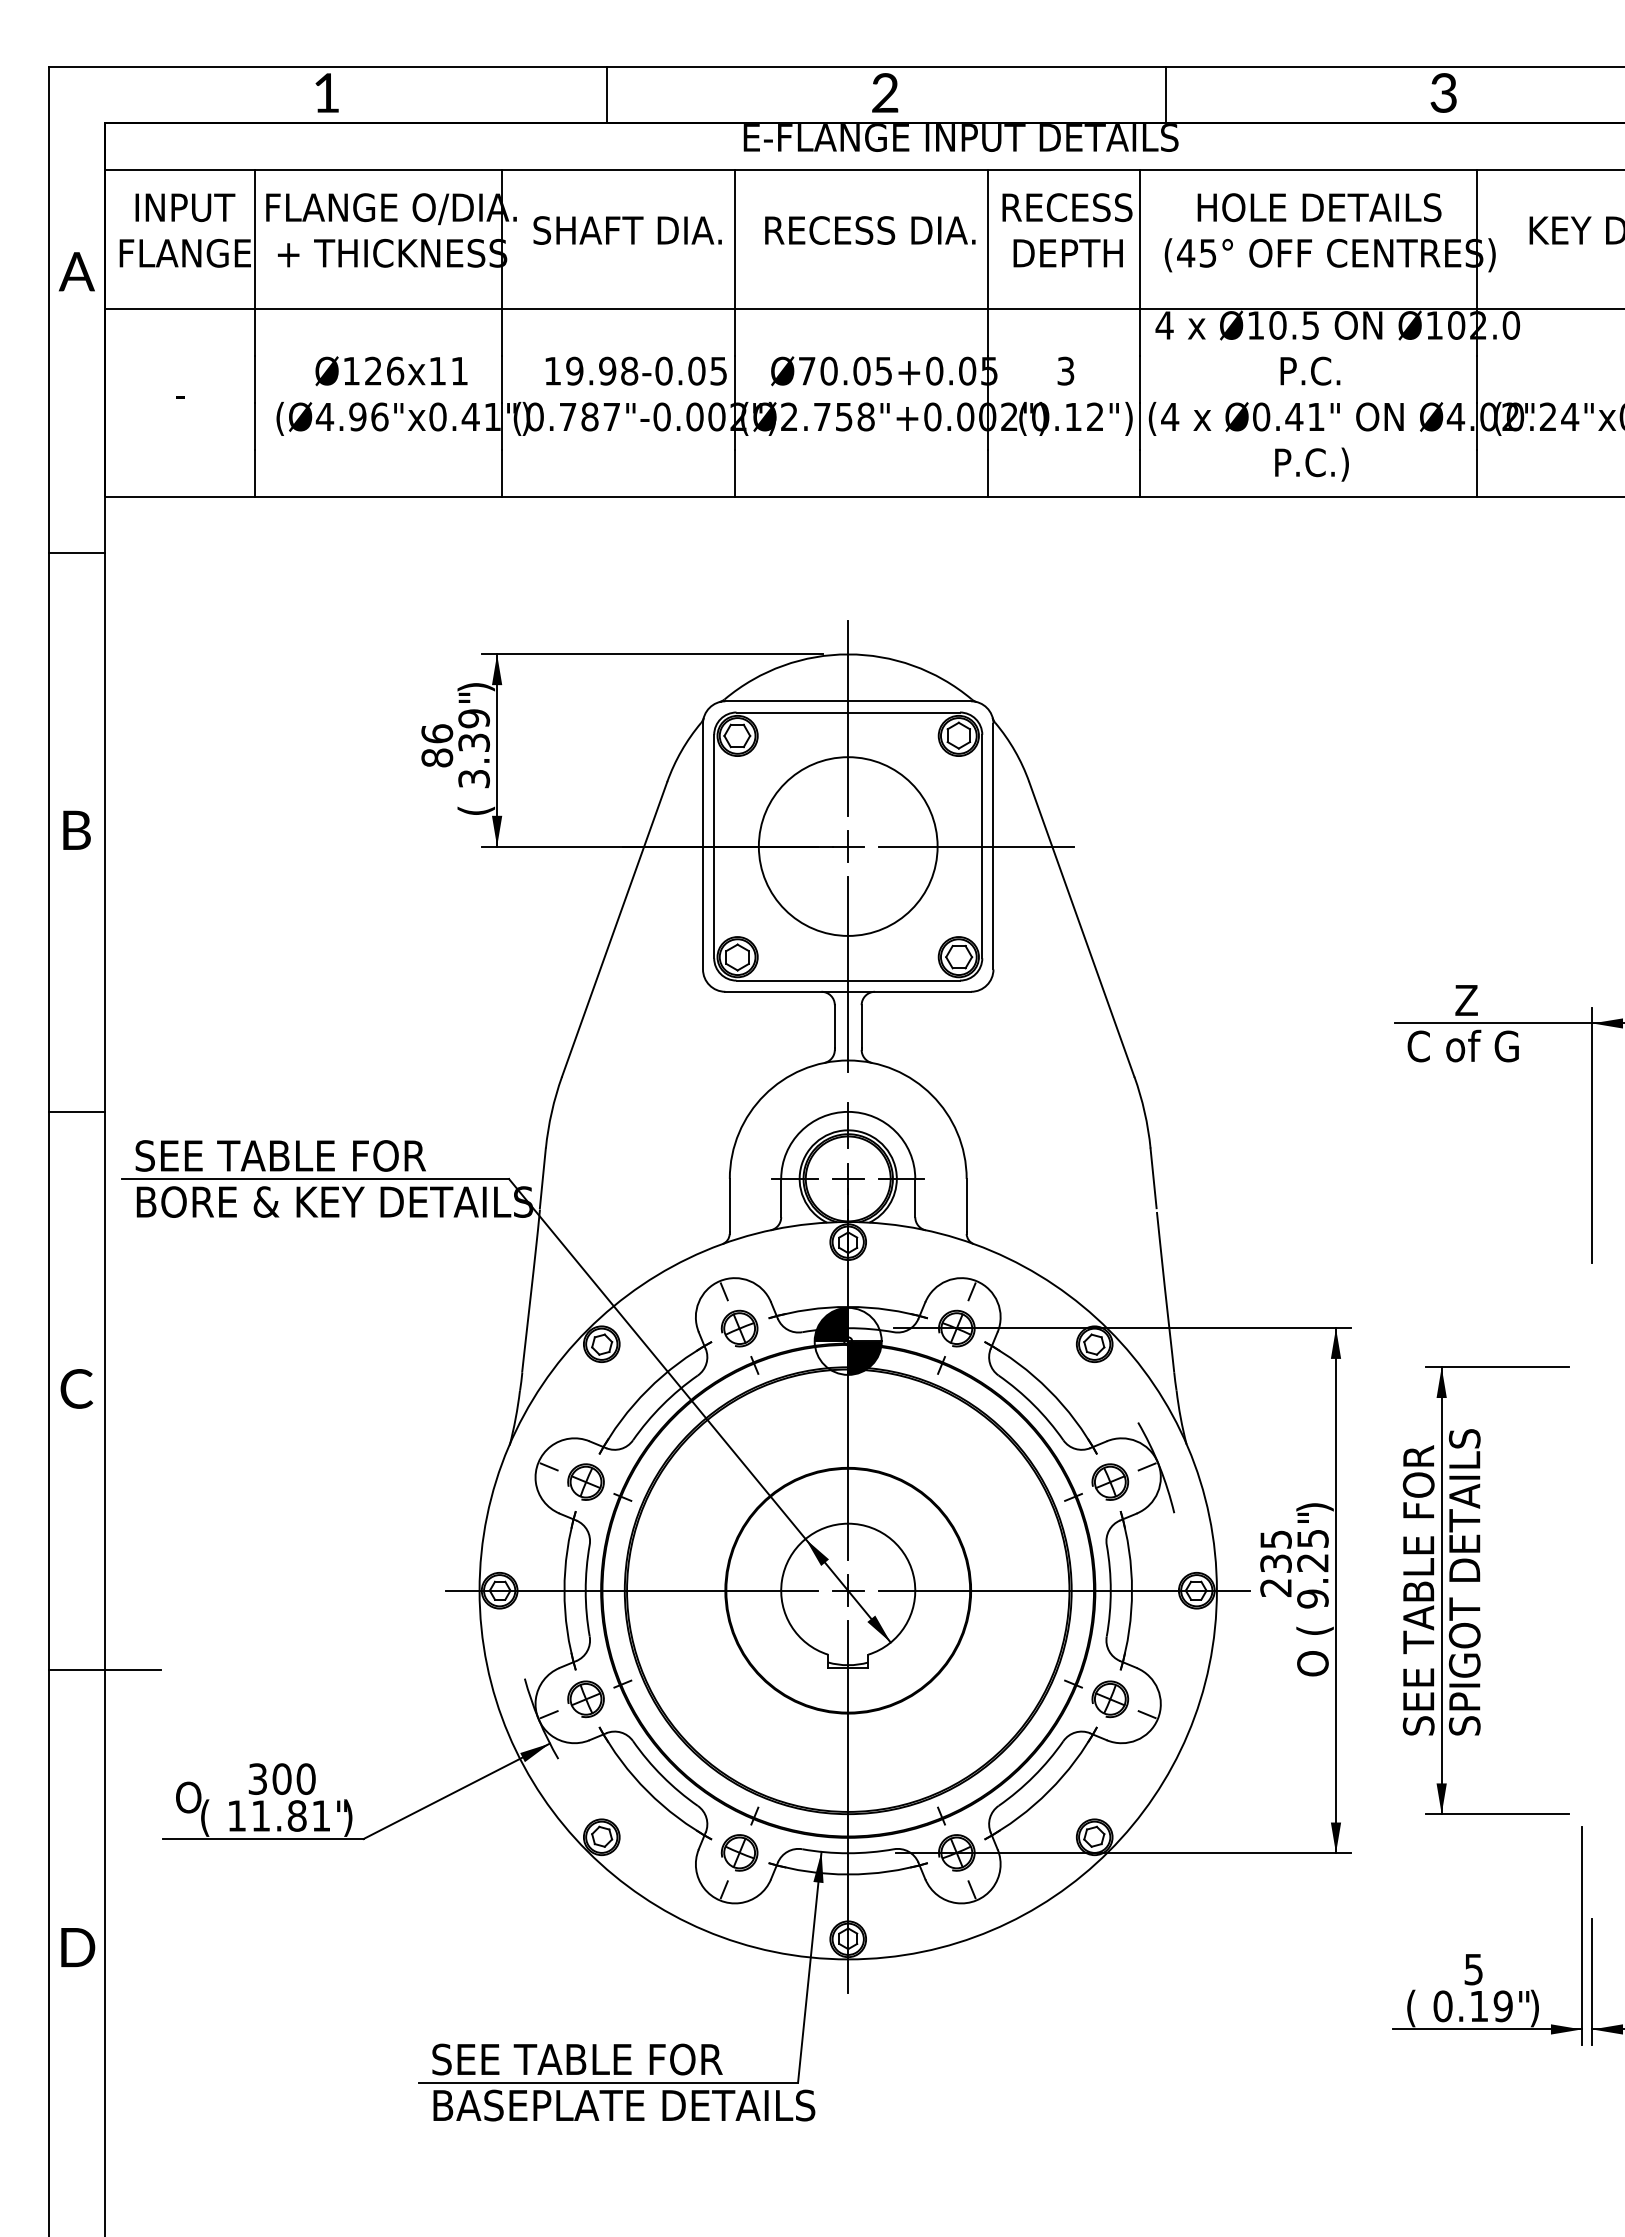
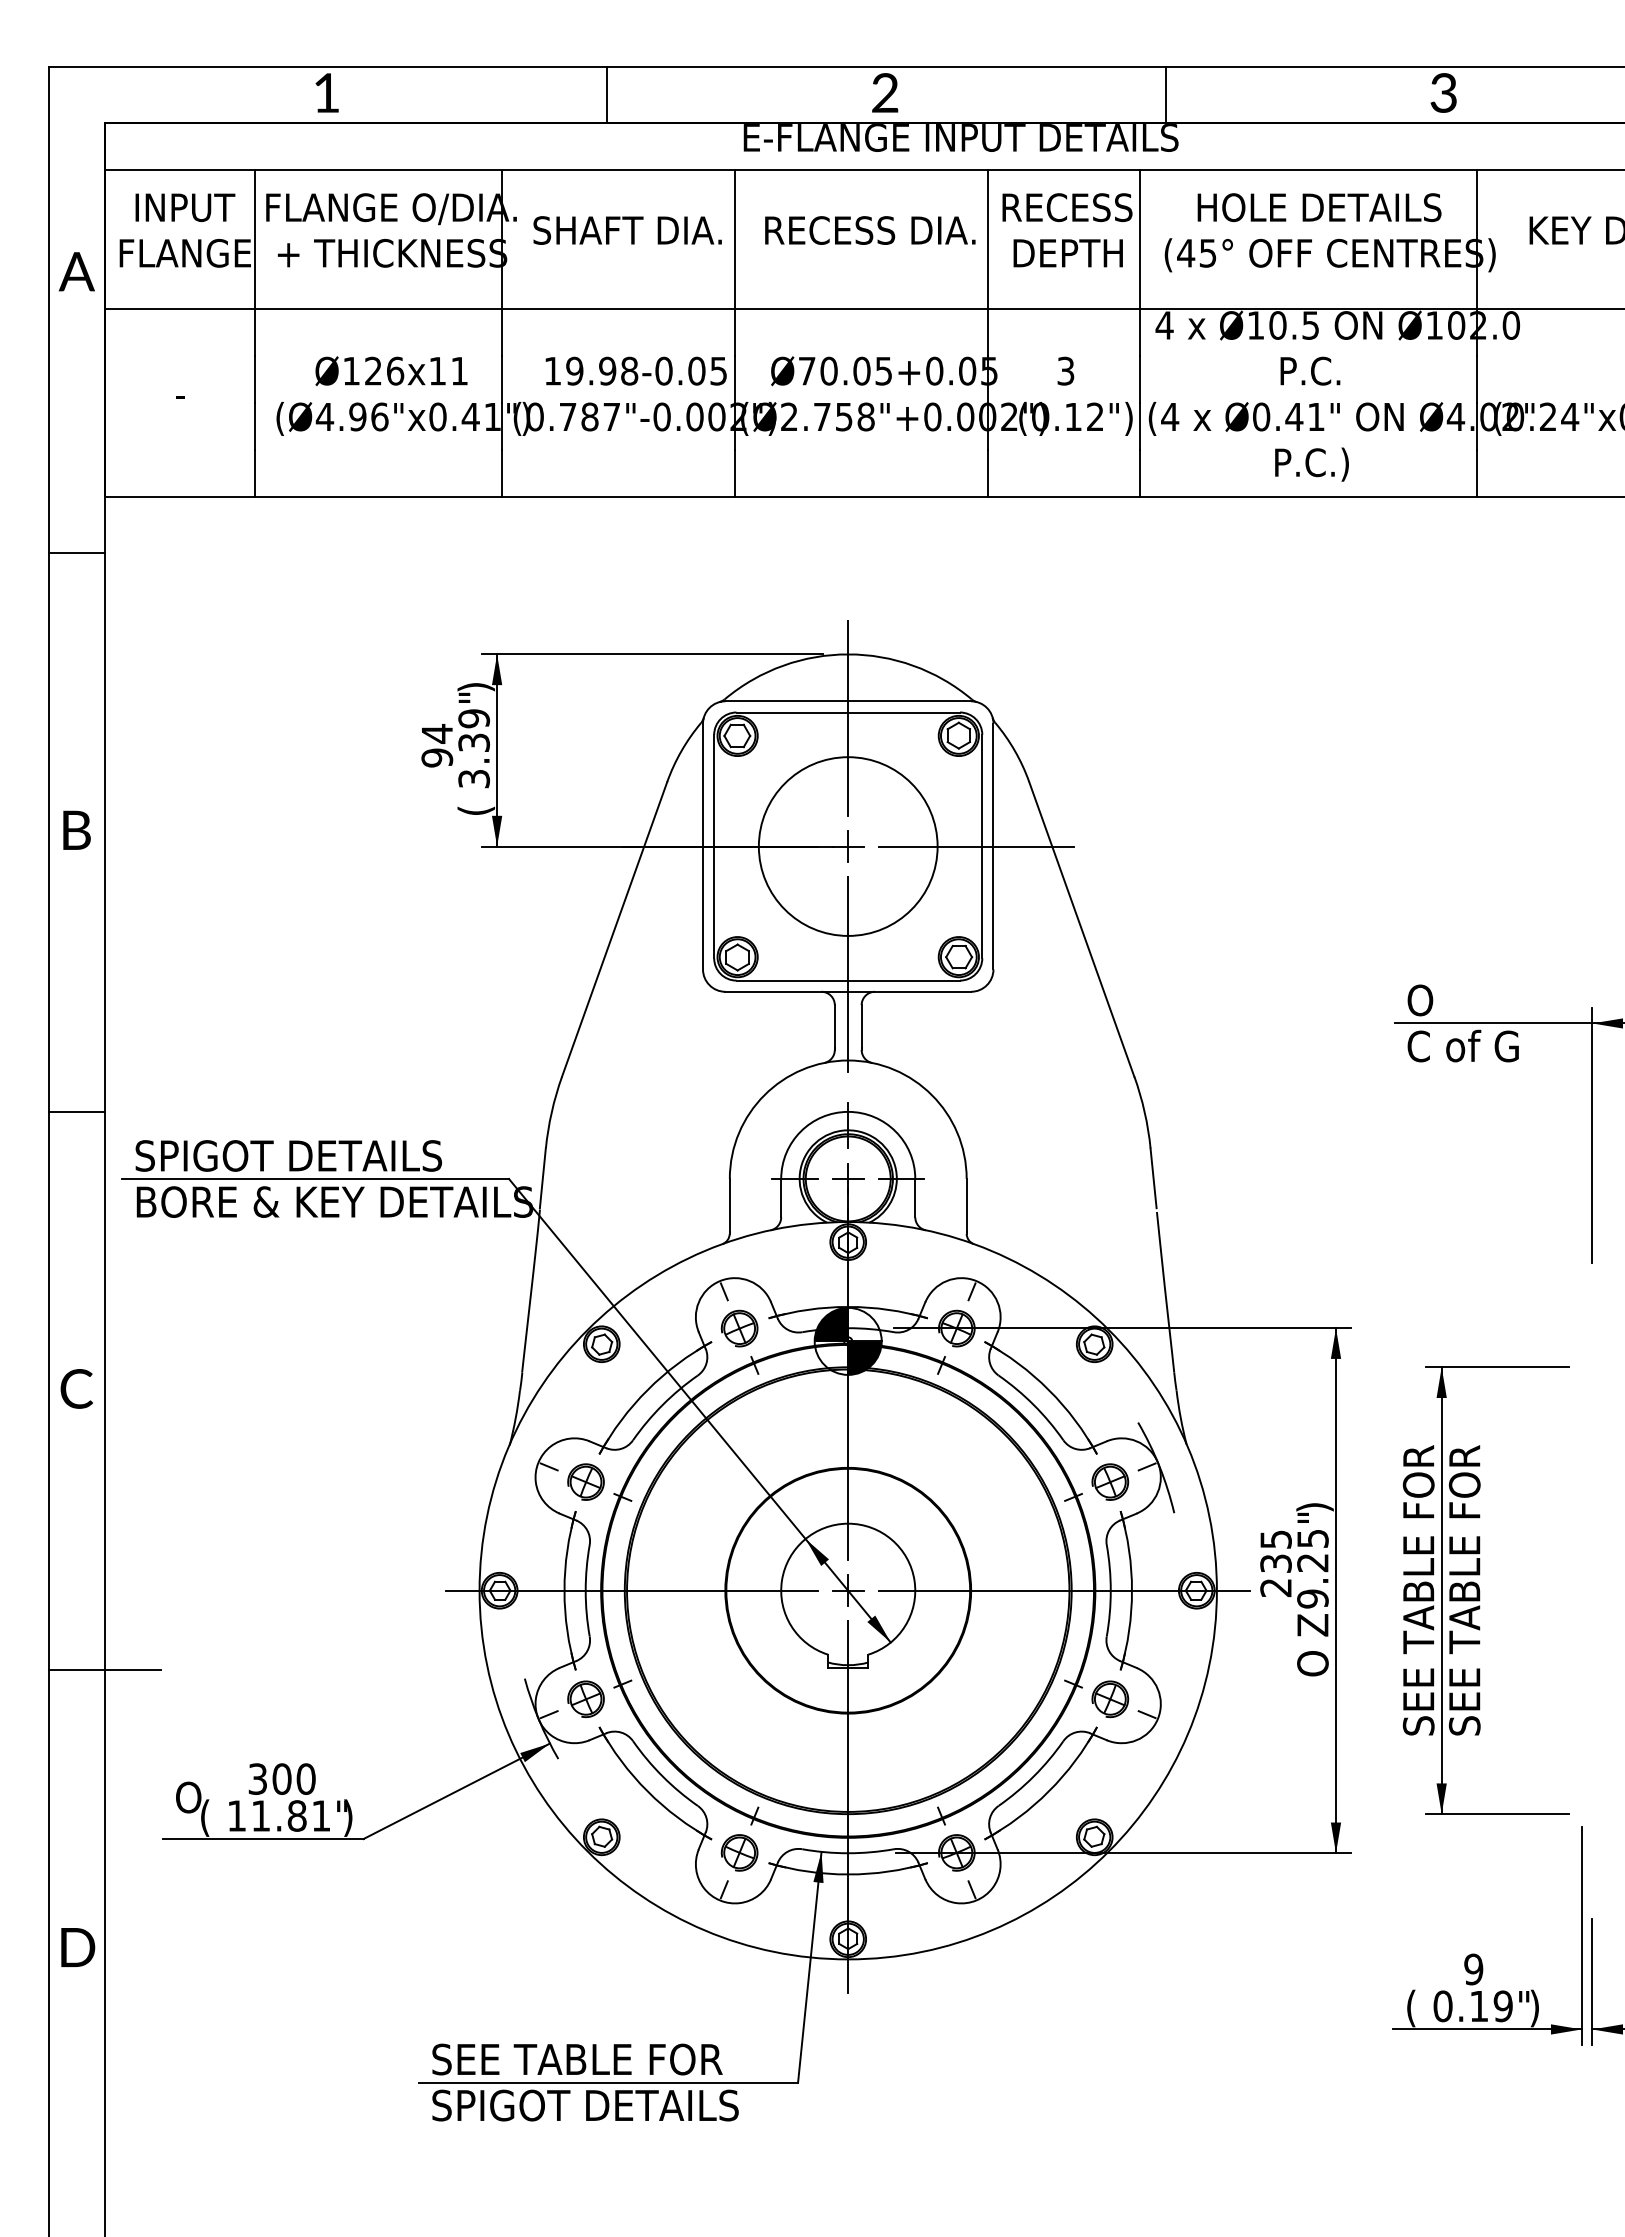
text: 86 -> 94 (437, 745)
text: Z -> O (1442, 1000)
text: SEE TABLE FOR -> SPIGOT DETAILS (303, 1155)
text: SPIGOT DETAILS -> SEE TABLE FOR (1464, 1567)
text: ( -> Z (1314, 1625)
text: 5 -> 9 (1473, 1969)
text: BASEPLATE DETAILS -> SPIGOT DETAILS (623, 2105)
